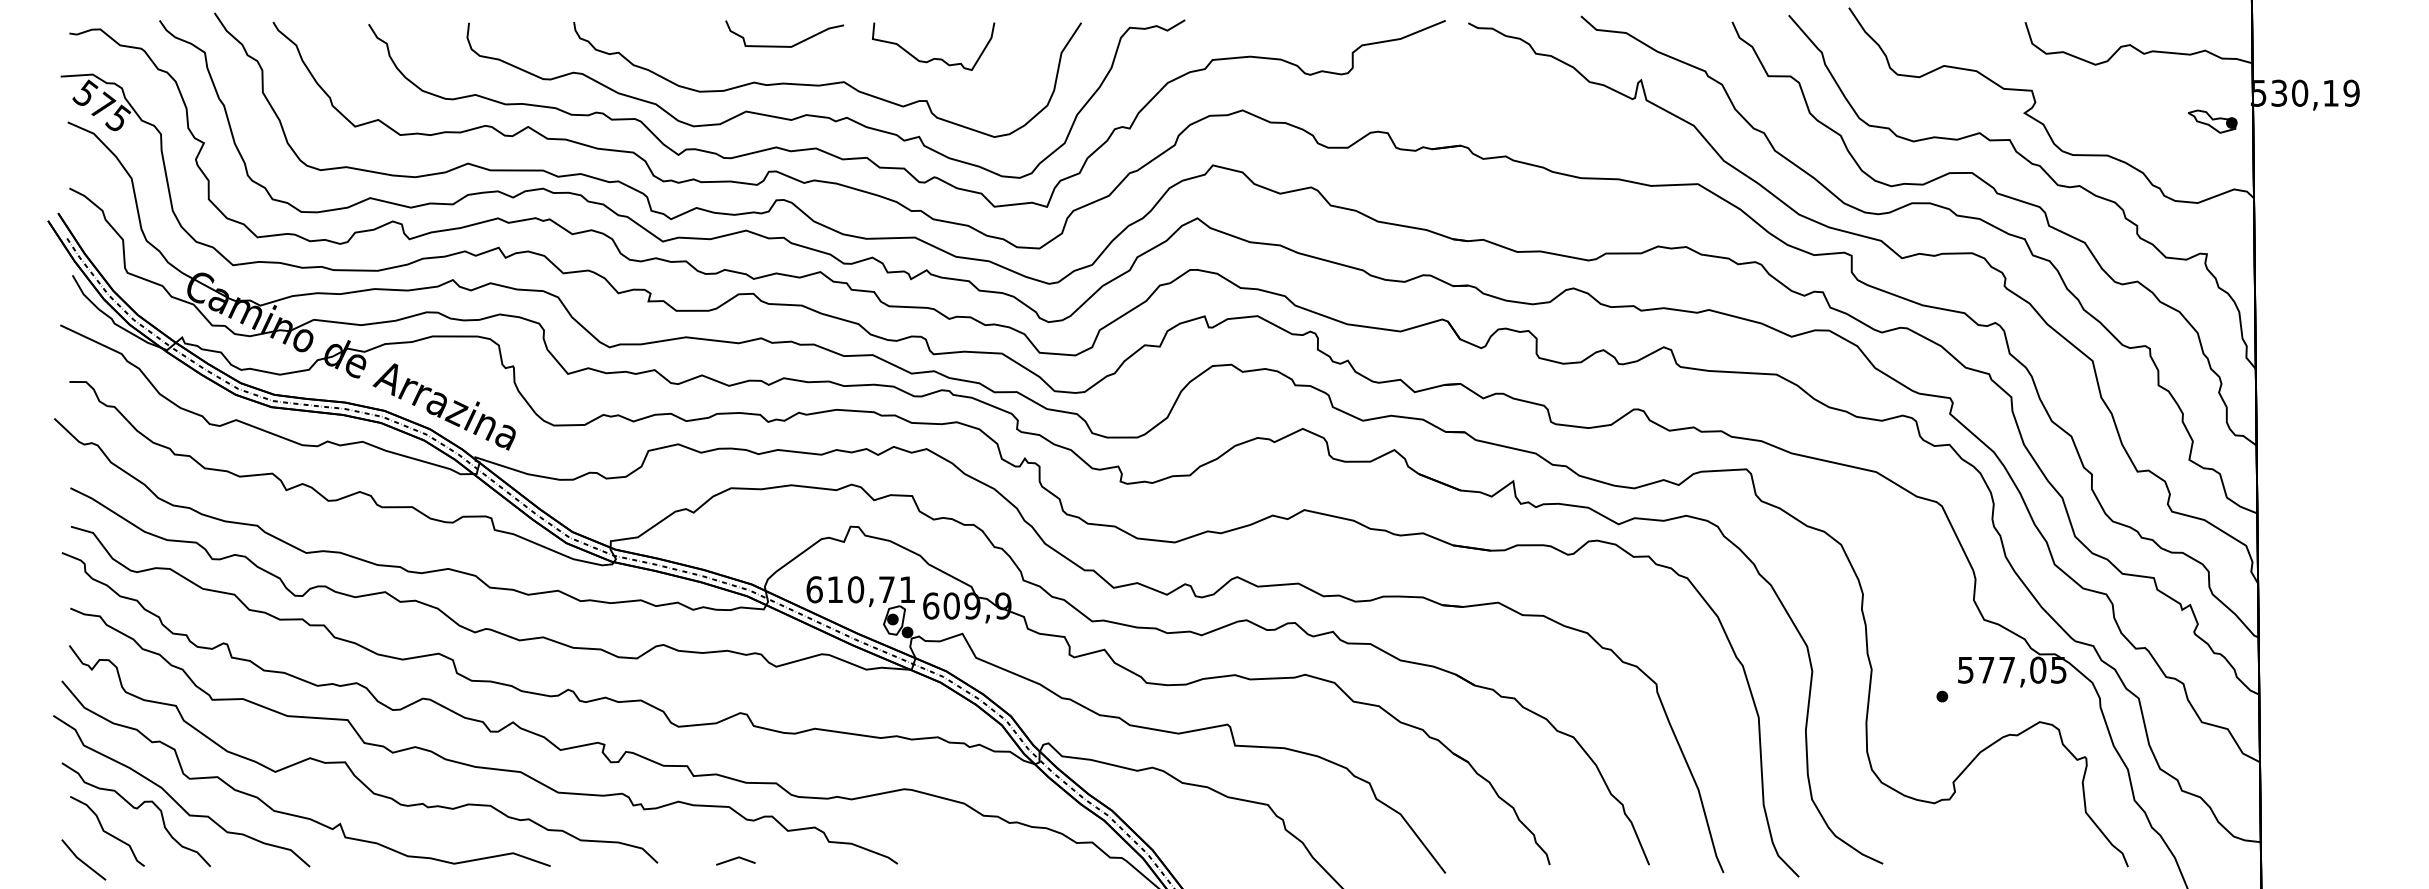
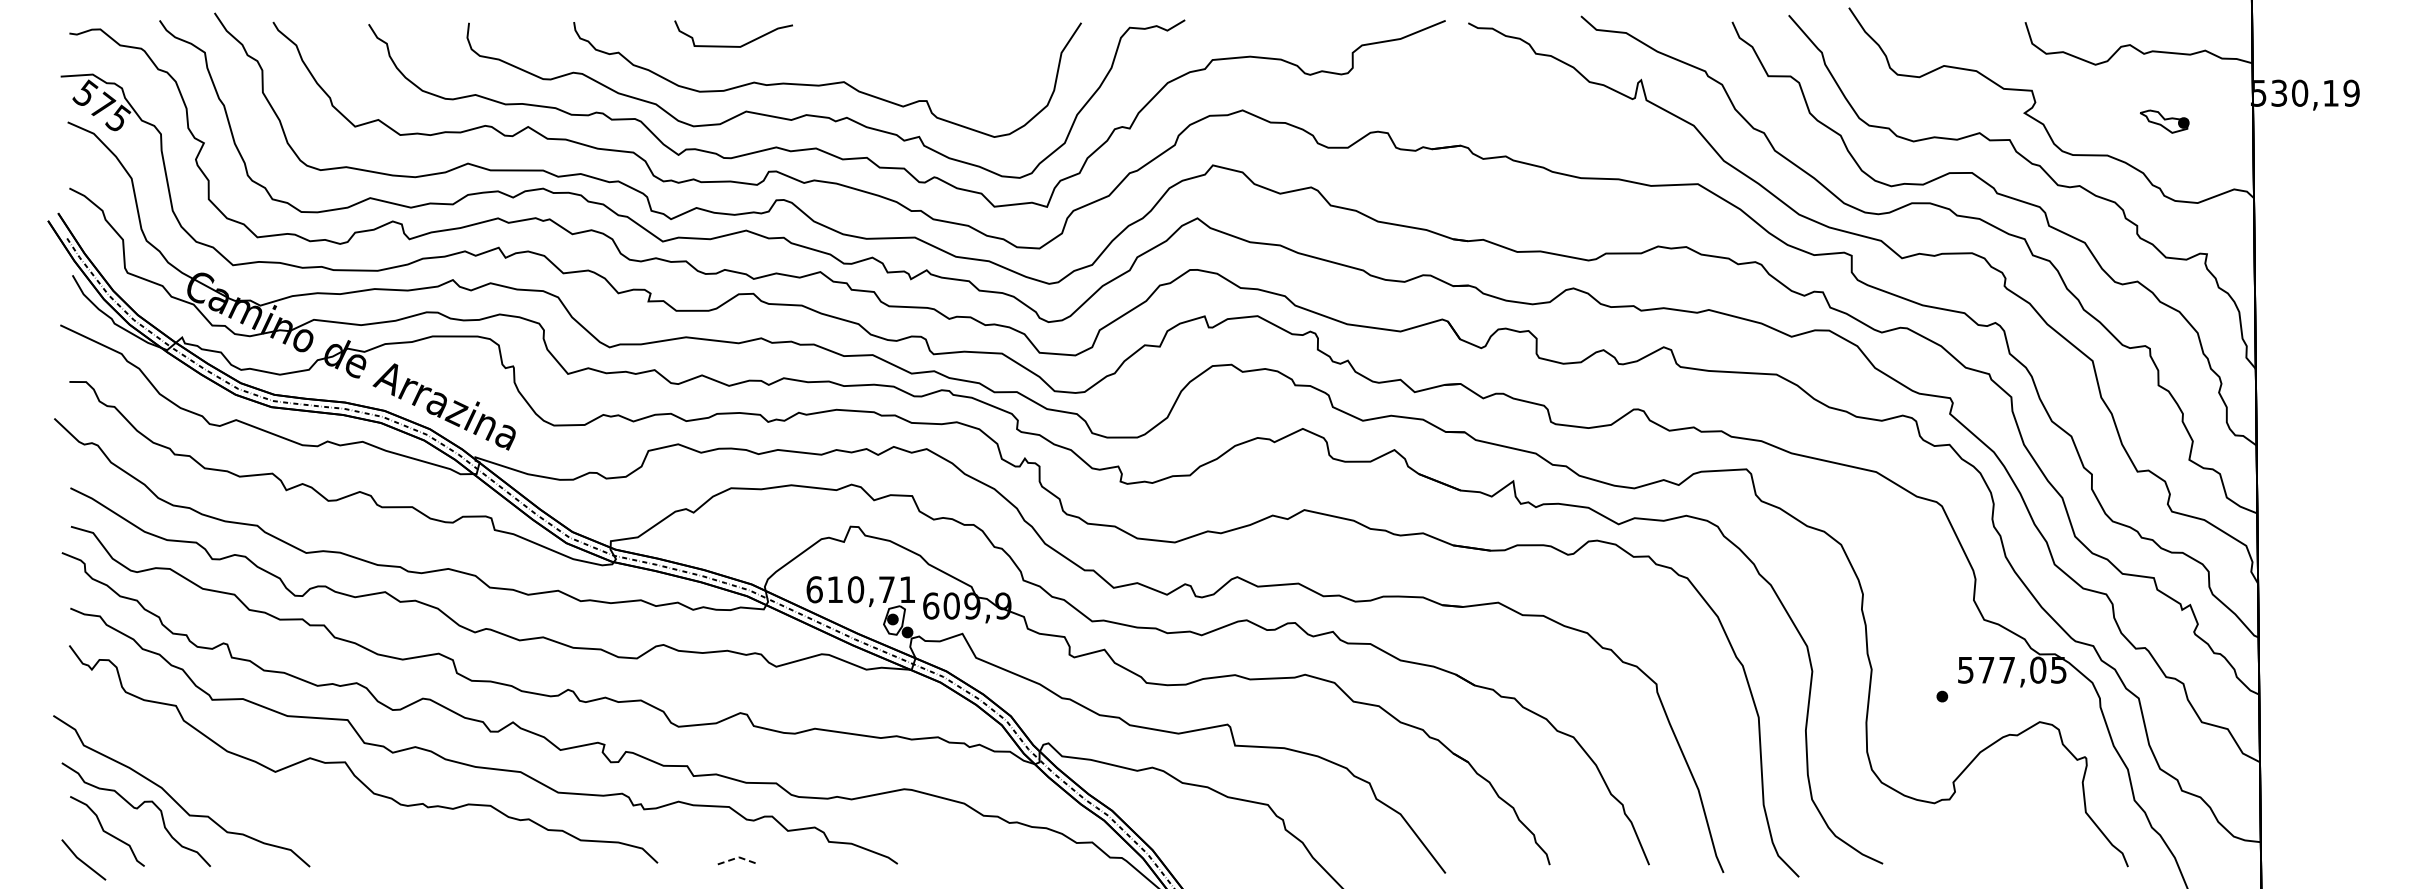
curve position: (784, 45) -> (733, 45) (733, 45)
curve: present -> none (934, 57)
part position: (2212, 121) -> (2164, 121) (2164, 121)
curve: present -> none (295, 814)
line: solid -> dashed (736, 858)
